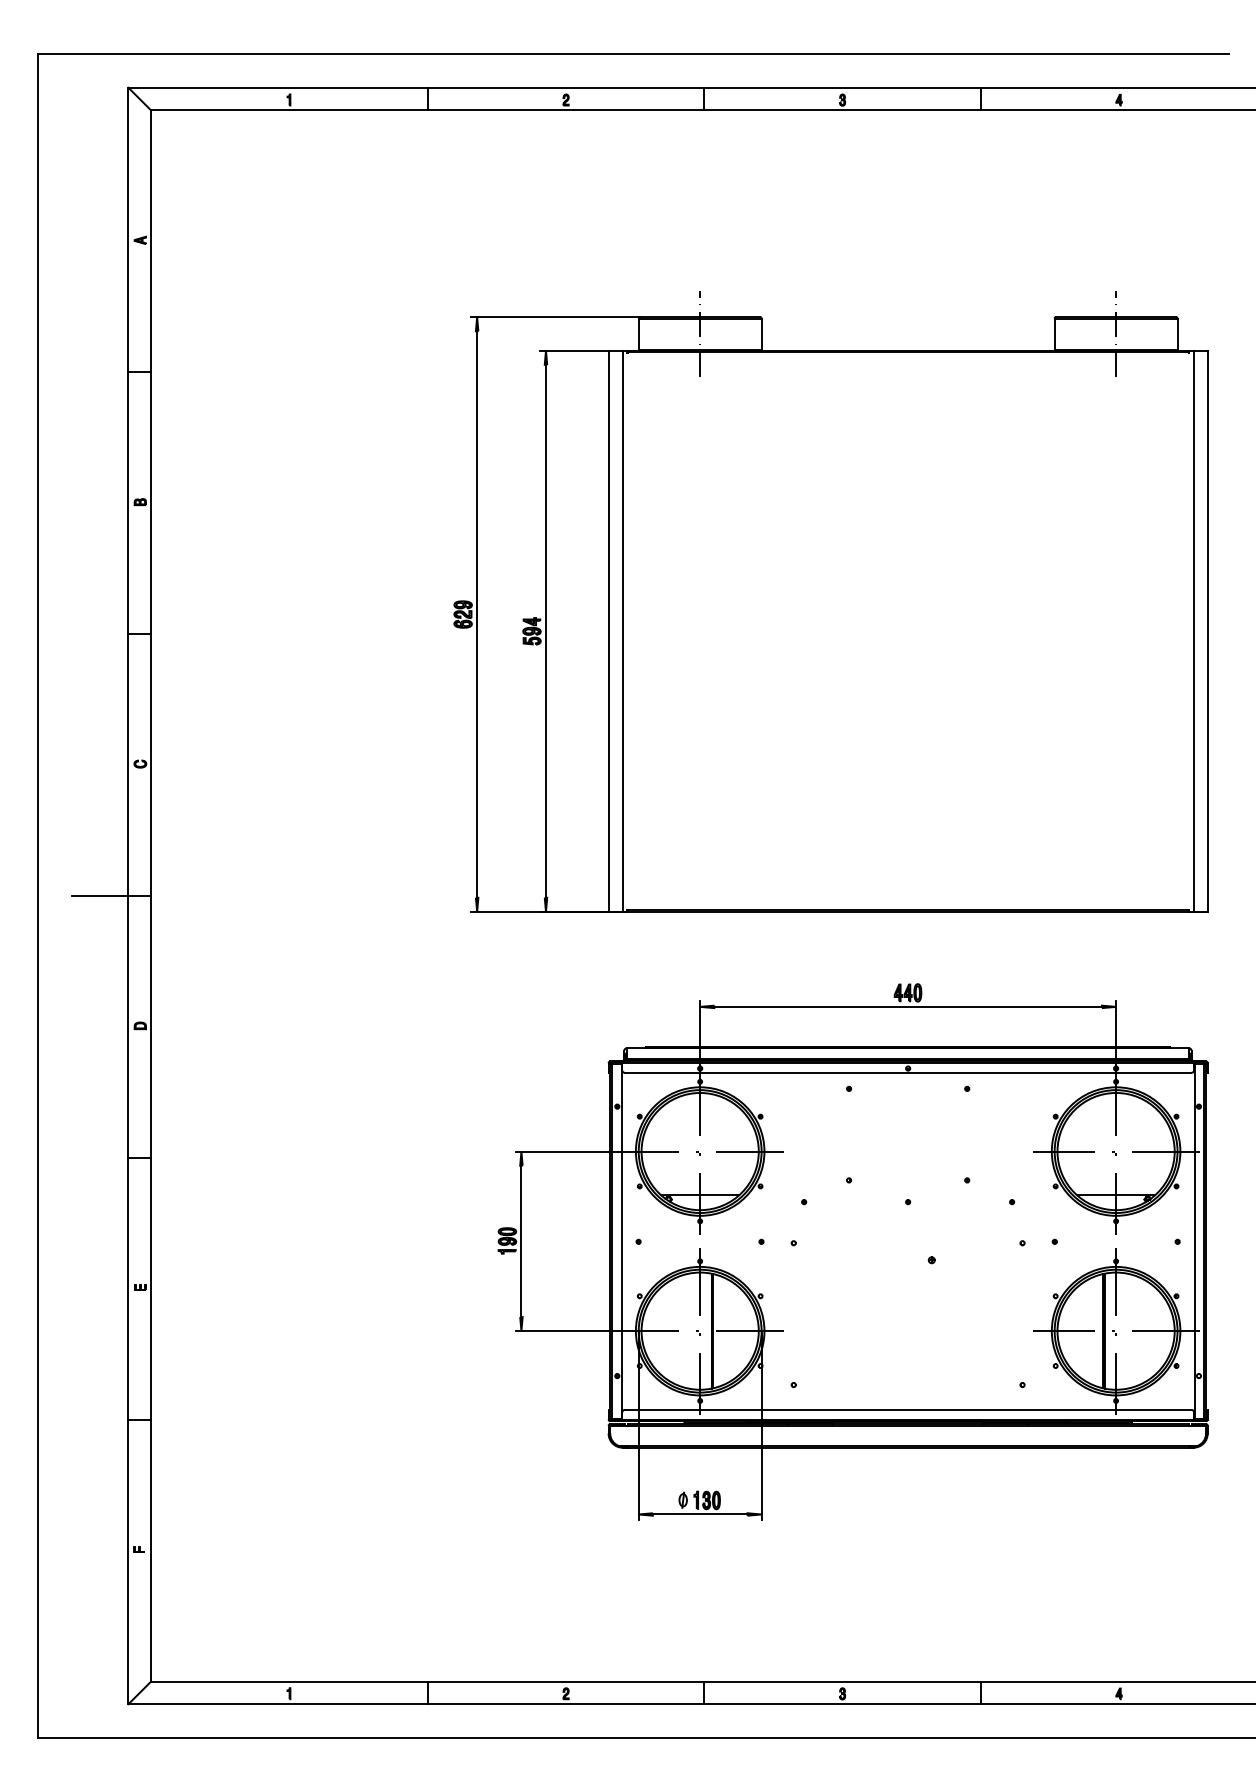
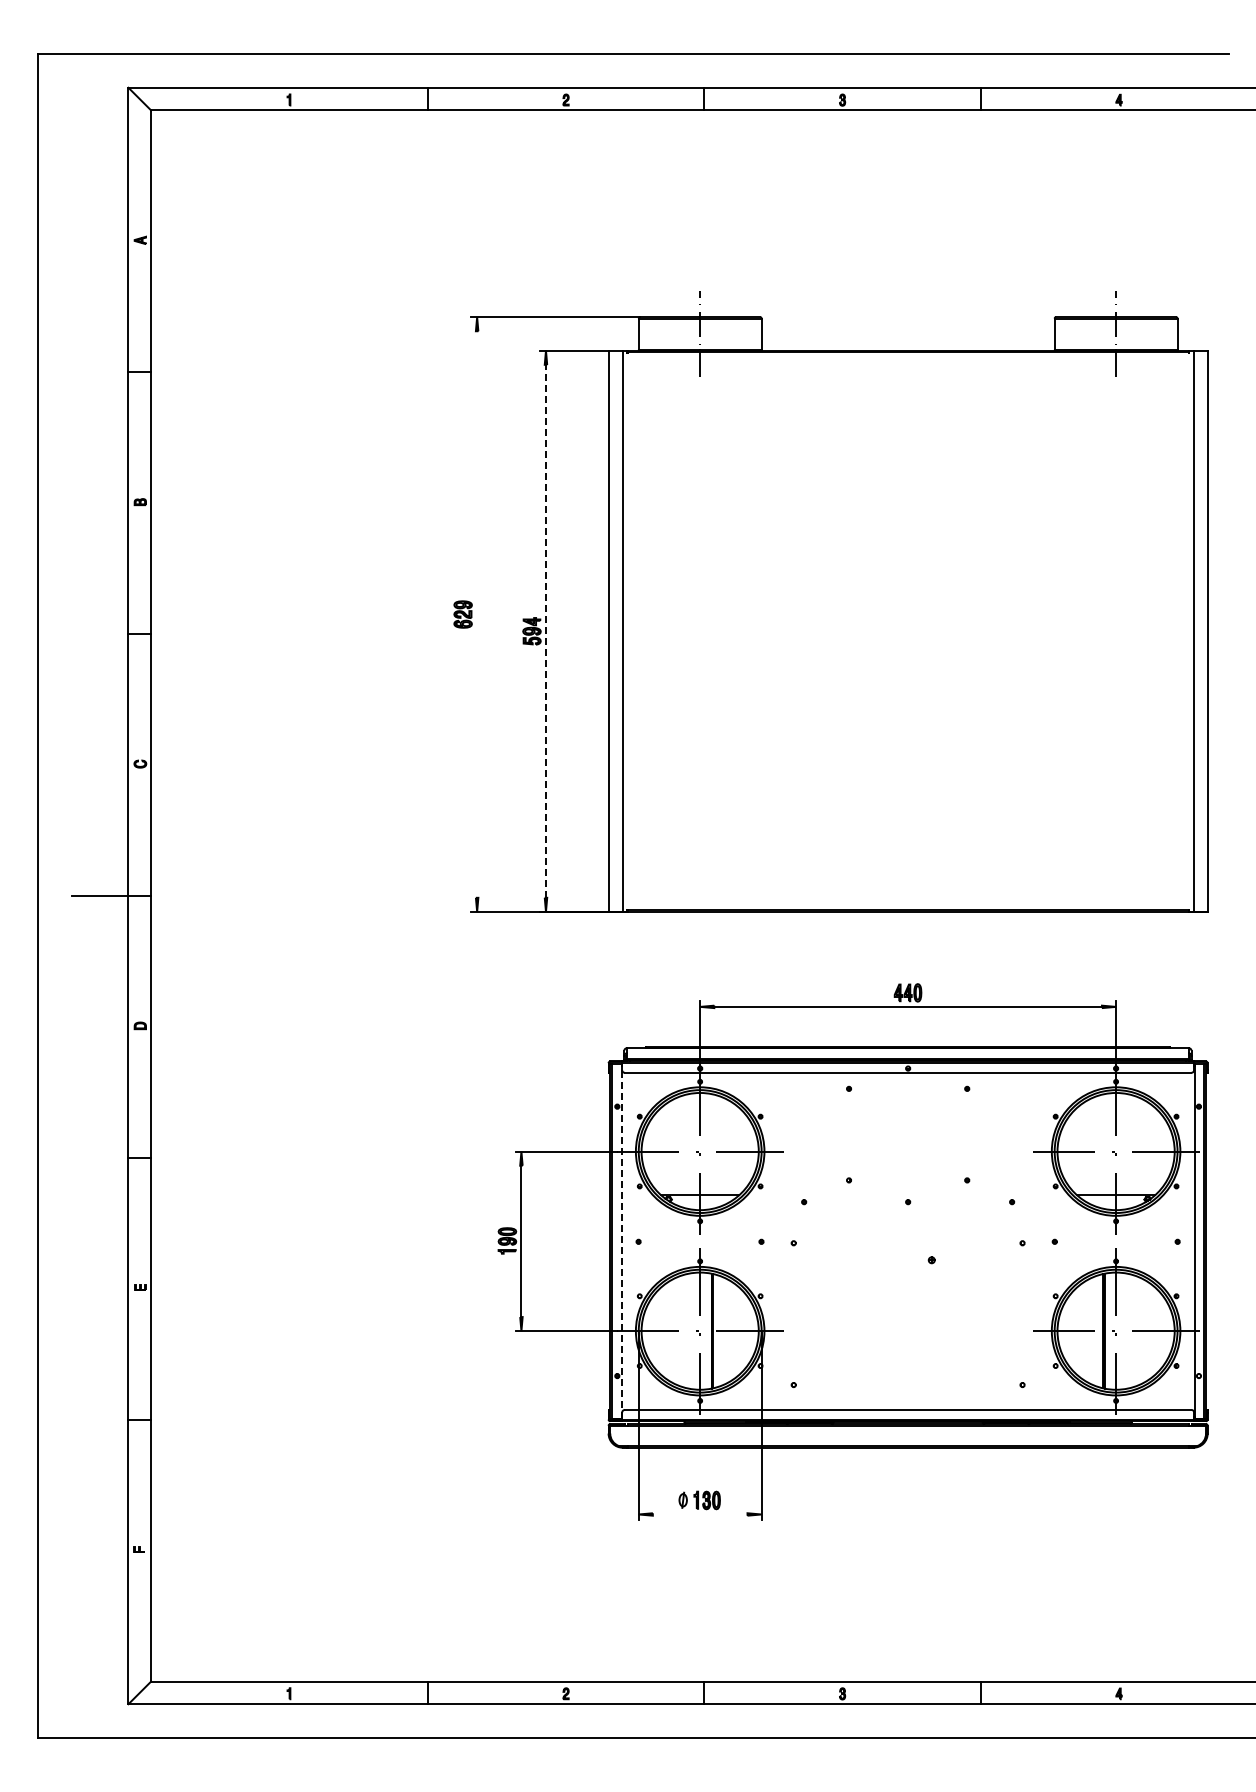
line: present -> none (477, 614)
line: solid -> dashed (545, 630)
line: solid -> dashed (621, 1240)
line: present -> none (699, 1514)
